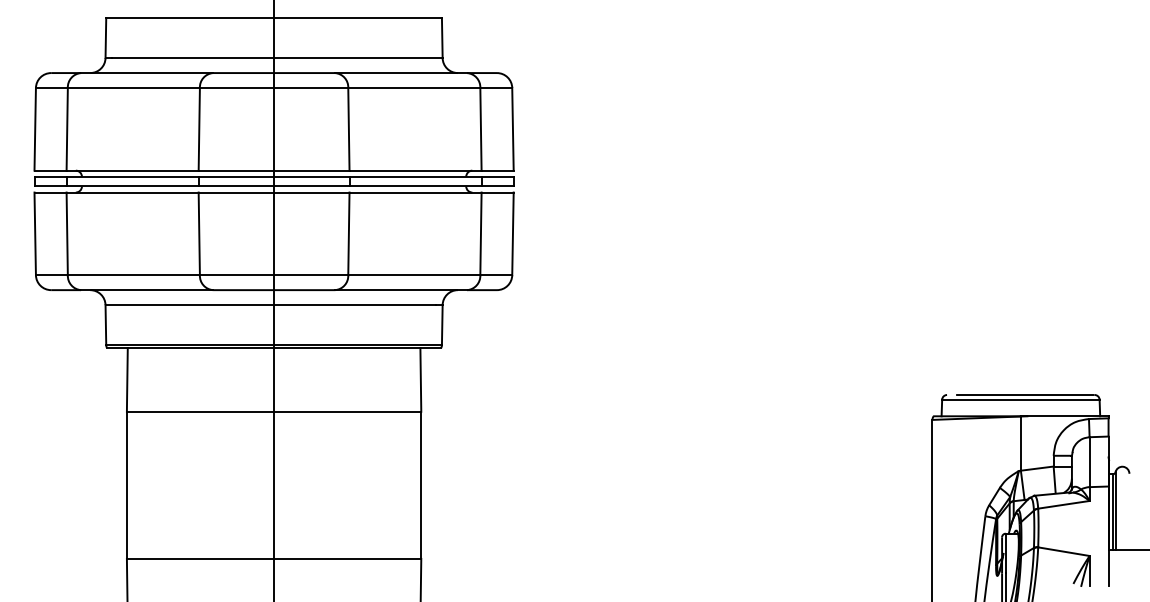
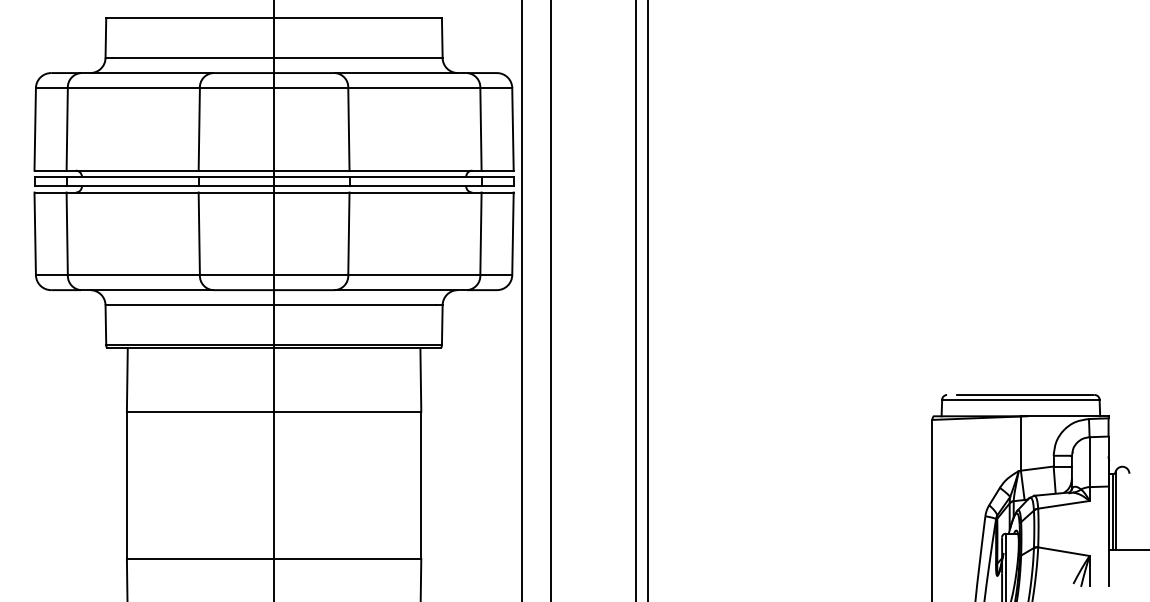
line: none -> present (521, 300)
line: none -> present (550, 300)
line: none -> present (636, 300)
line: none -> present (647, 300)
